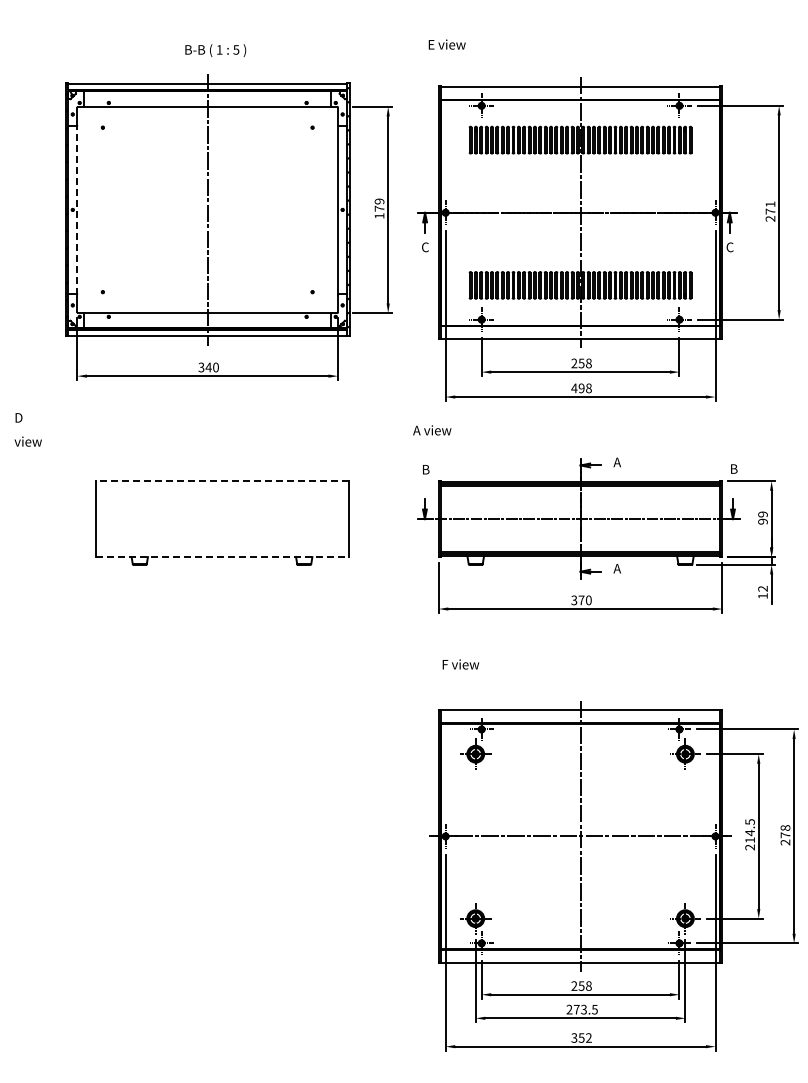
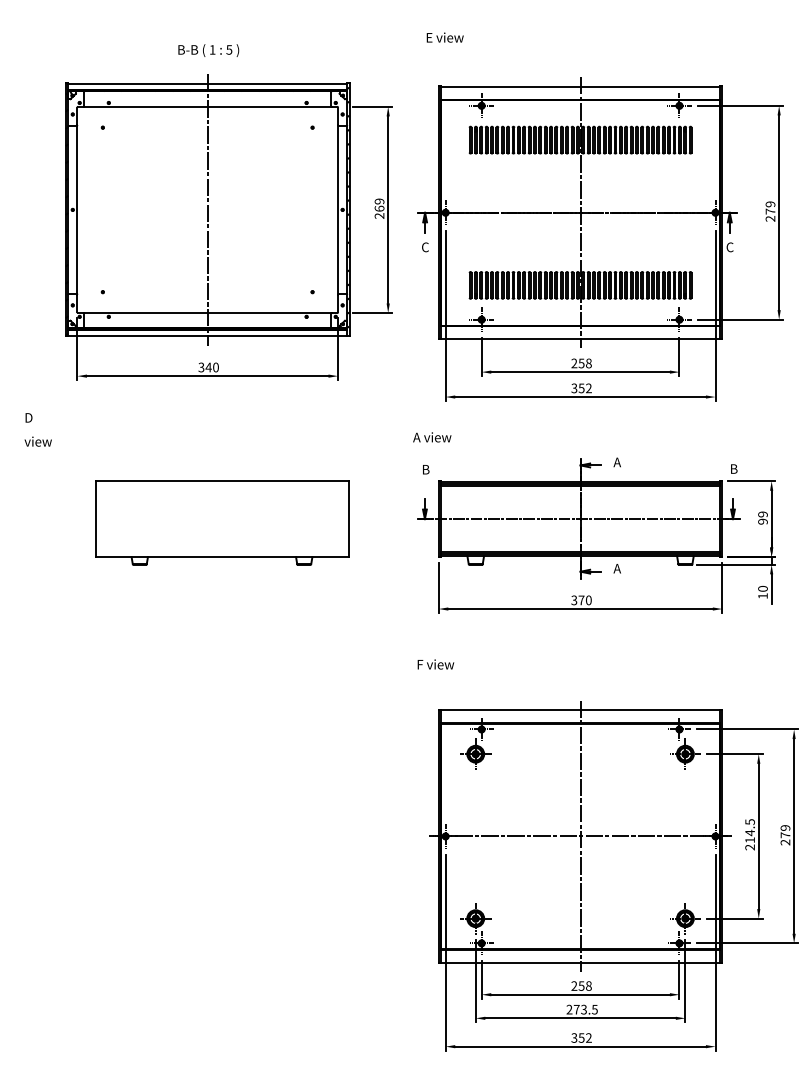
text position: (446, 44) -> (444, 37) (444, 37)
text position: (215, 50) -> (208, 50) (208, 50)
text: 271 -> 279 (770, 204)
line: dashed -> solid (77, 209)
text: 179 -> 269 (379, 211)
text: 498 -> 352 (581, 388)
text position: (27, 429) -> (37, 429) (37, 429)
text position: (432, 430) -> (432, 437) (432, 437)
line: dashed -> solid (221, 481)
line: dashed -> solid (222, 557)
text: 12 -> 10 (762, 588)
text position: (460, 664) -> (435, 664) (435, 664)
text: 278 -> 279 (785, 827)
